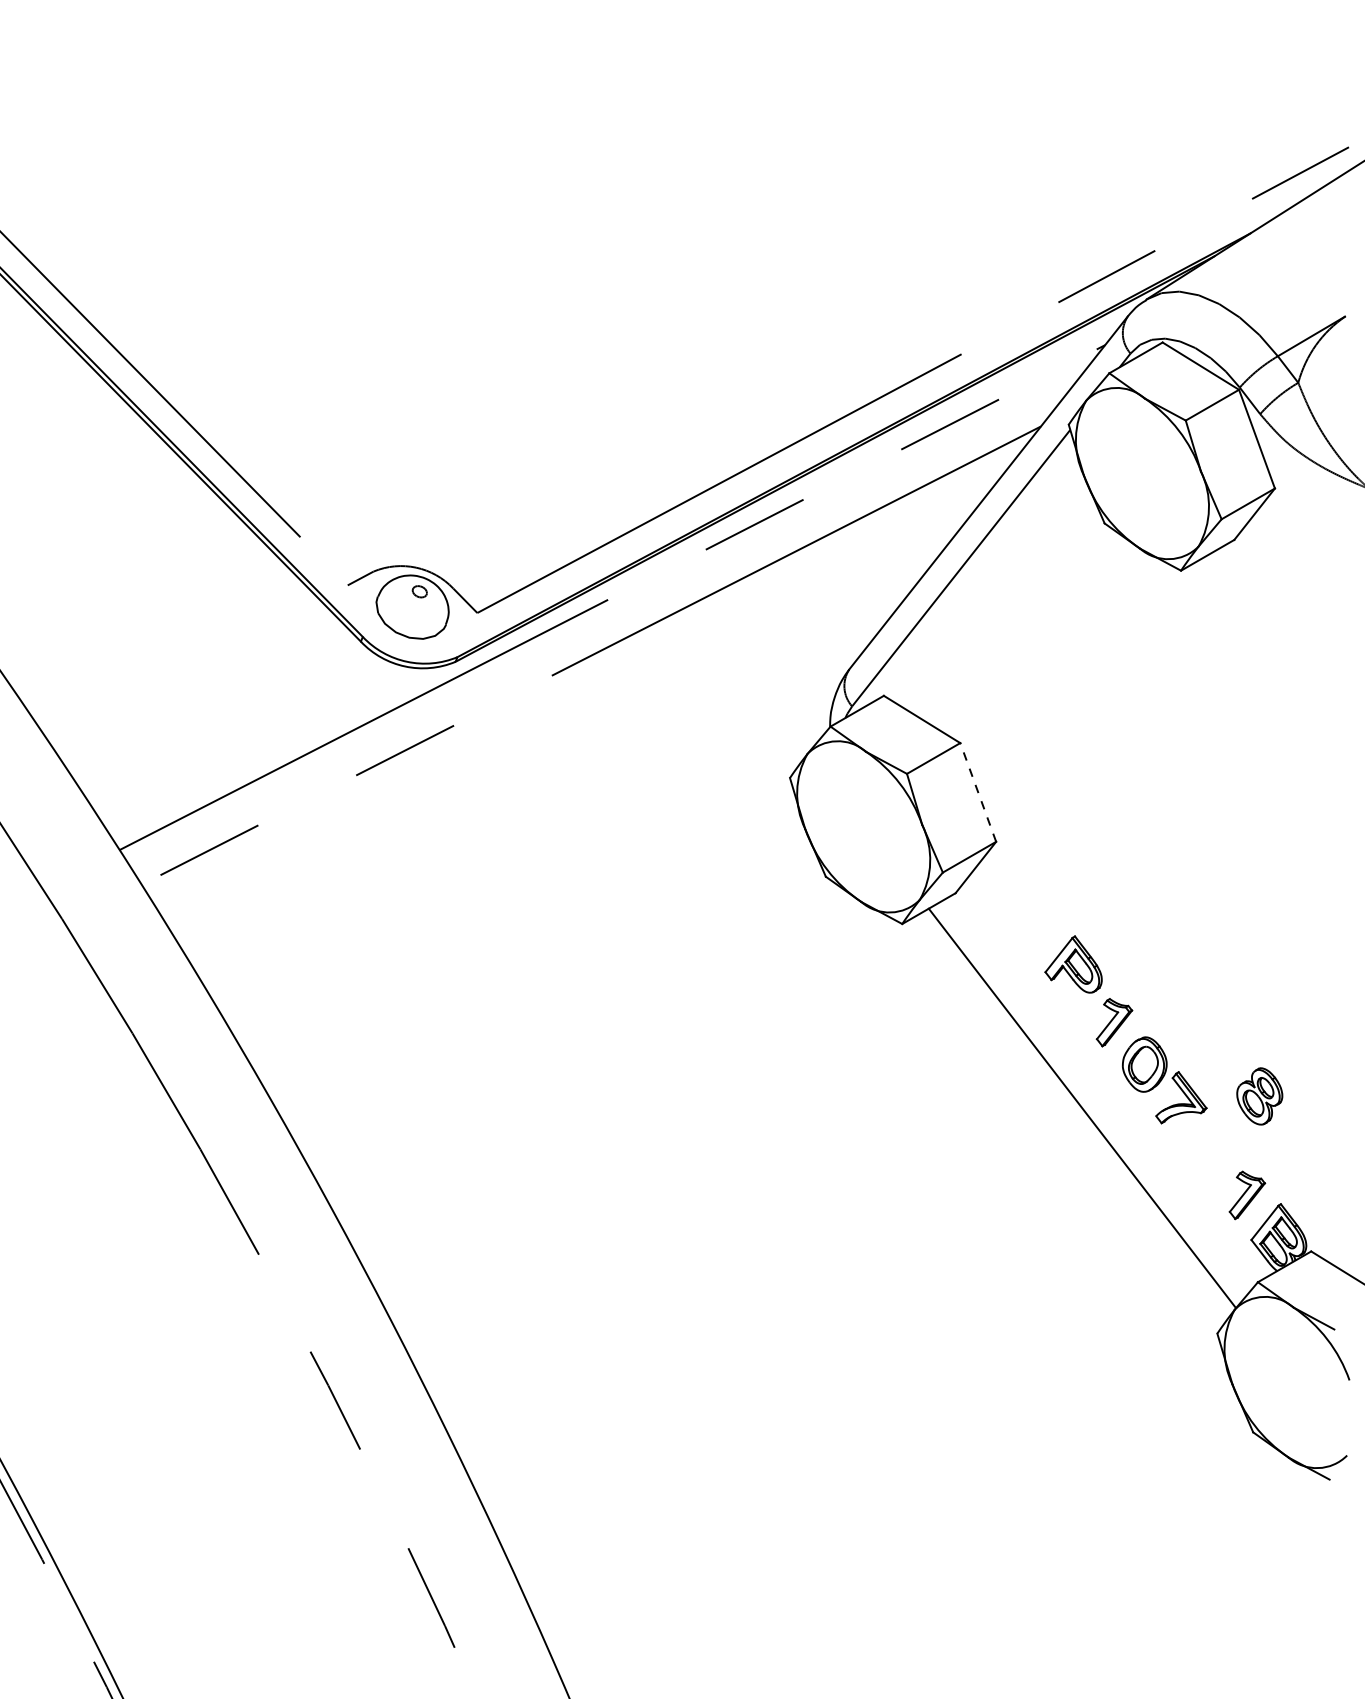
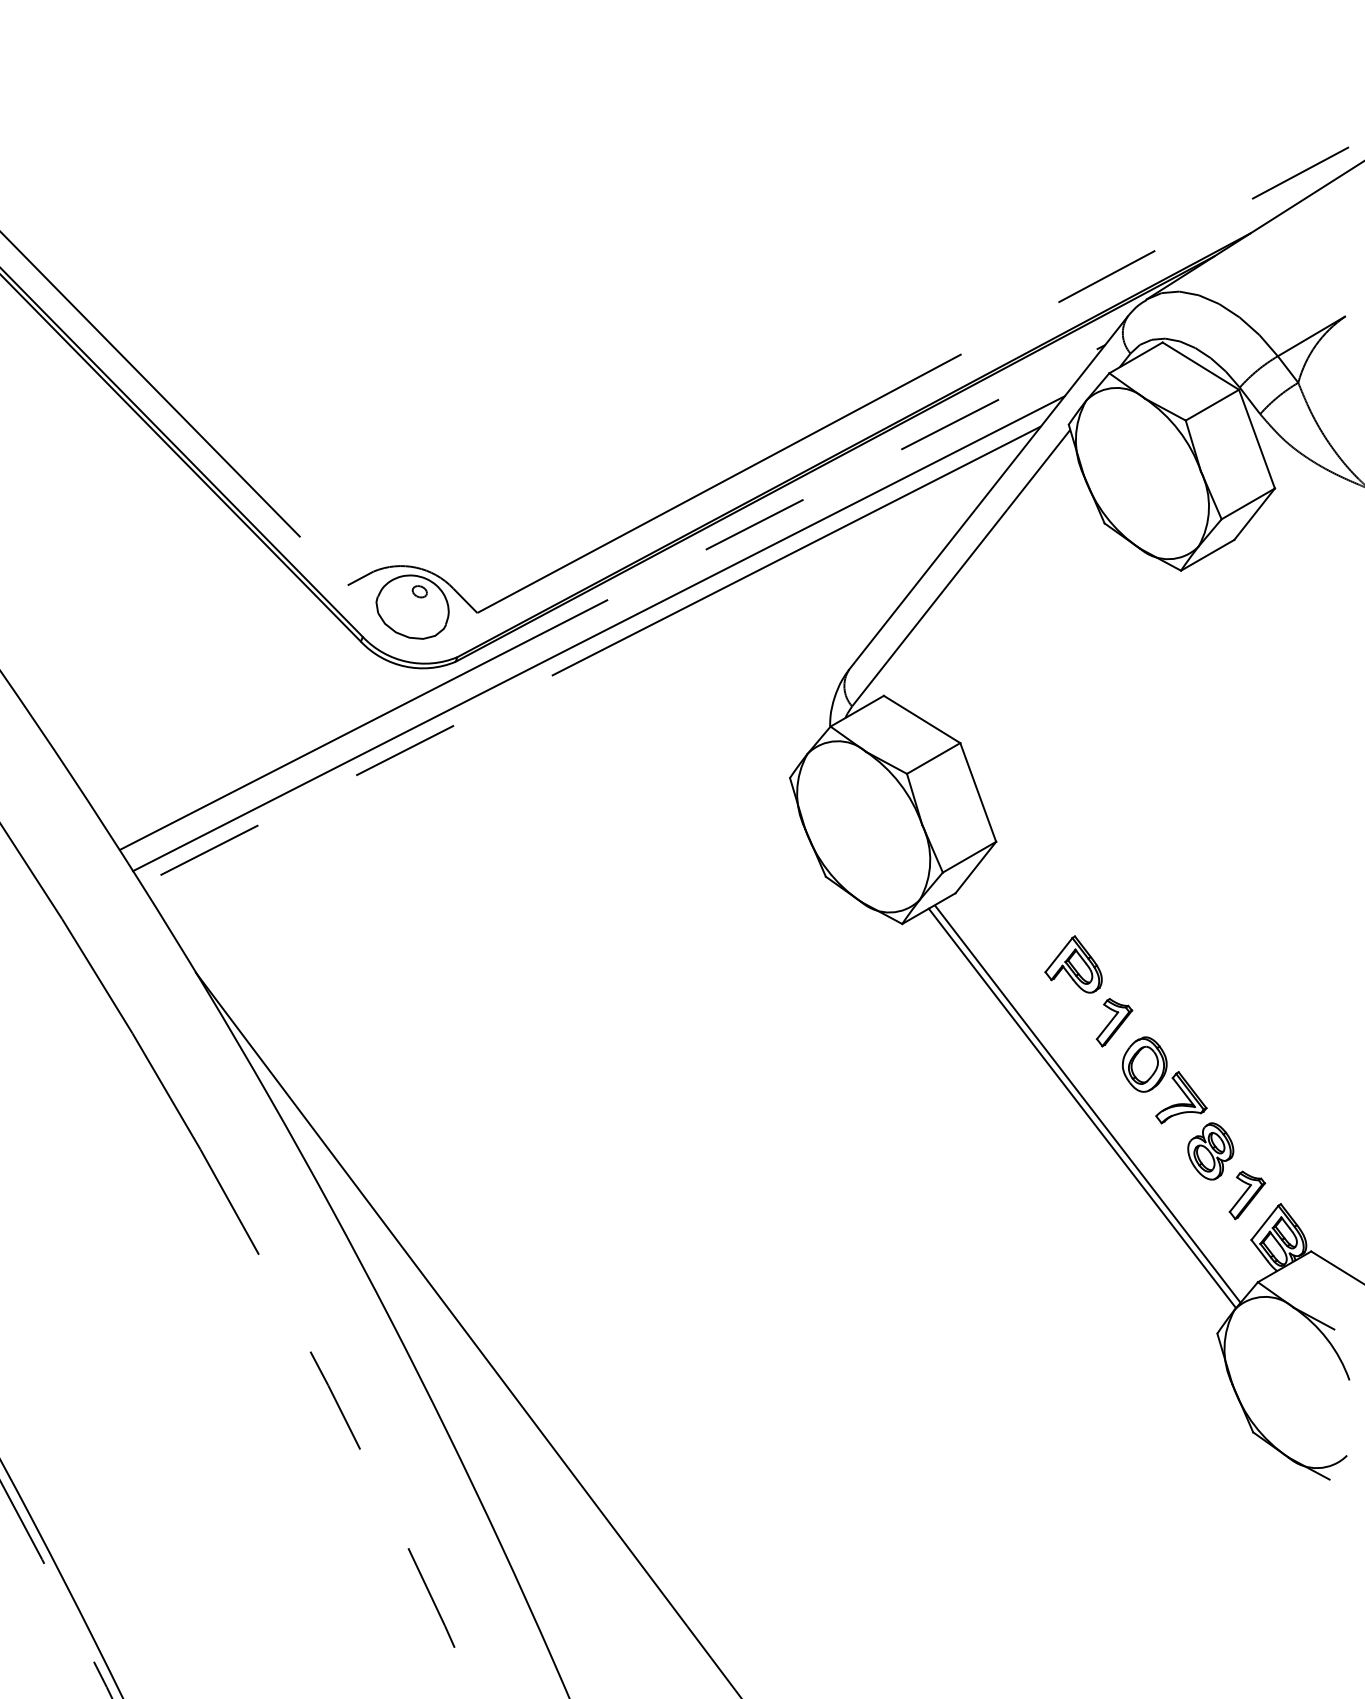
line: none -> present (598, 633)
line: dashed -> solid (978, 792)
part position: (1259, 1096) -> (1210, 1151) (1210, 1151)
line: none -> present (1087, 1103)
line: none -> present (467, 1333)
